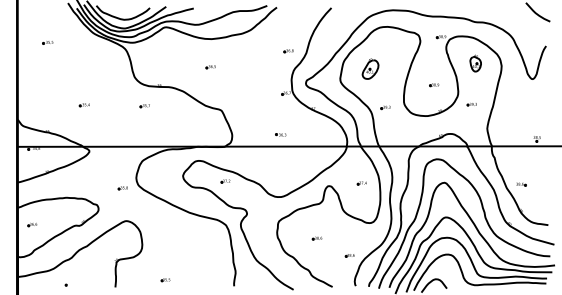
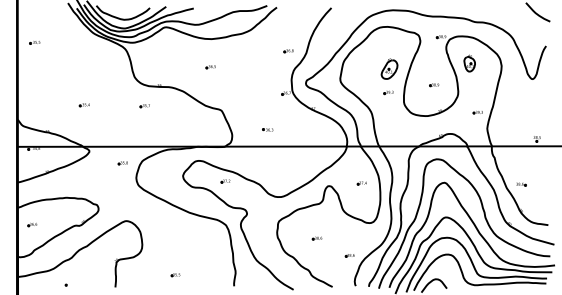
part position: (47, 42) -> (34, 42) (34, 42)
part position: (475, 63) -> (469, 63) (469, 63)
part position: (370, 68) -> (389, 68) (389, 68)
part position: (471, 104) -> (477, 112) (477, 112)
part position: (385, 107) -> (388, 92) (388, 92)
part position: (280, 134) -> (267, 129) (267, 129)
part position: (122, 188) -> (122, 163) (122, 163)
part position: (165, 280) -> (175, 275) (175, 275)
